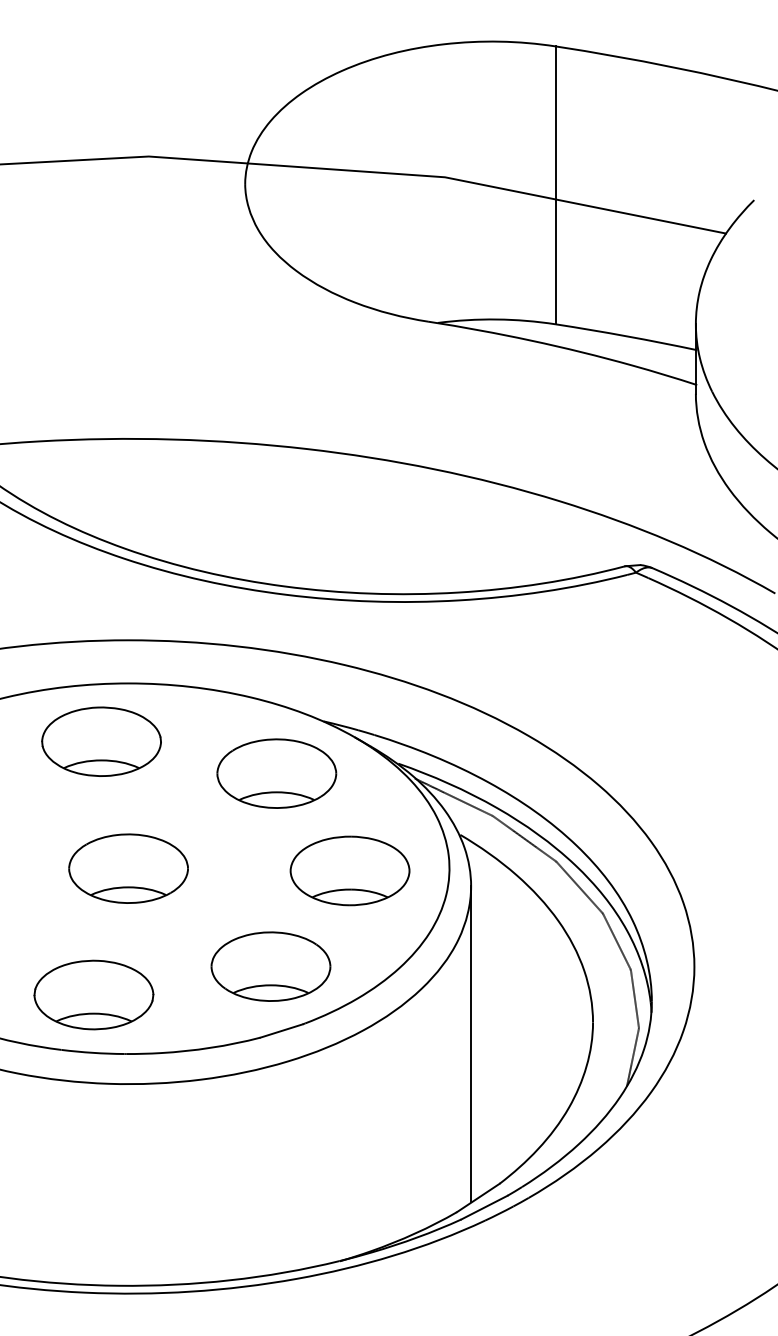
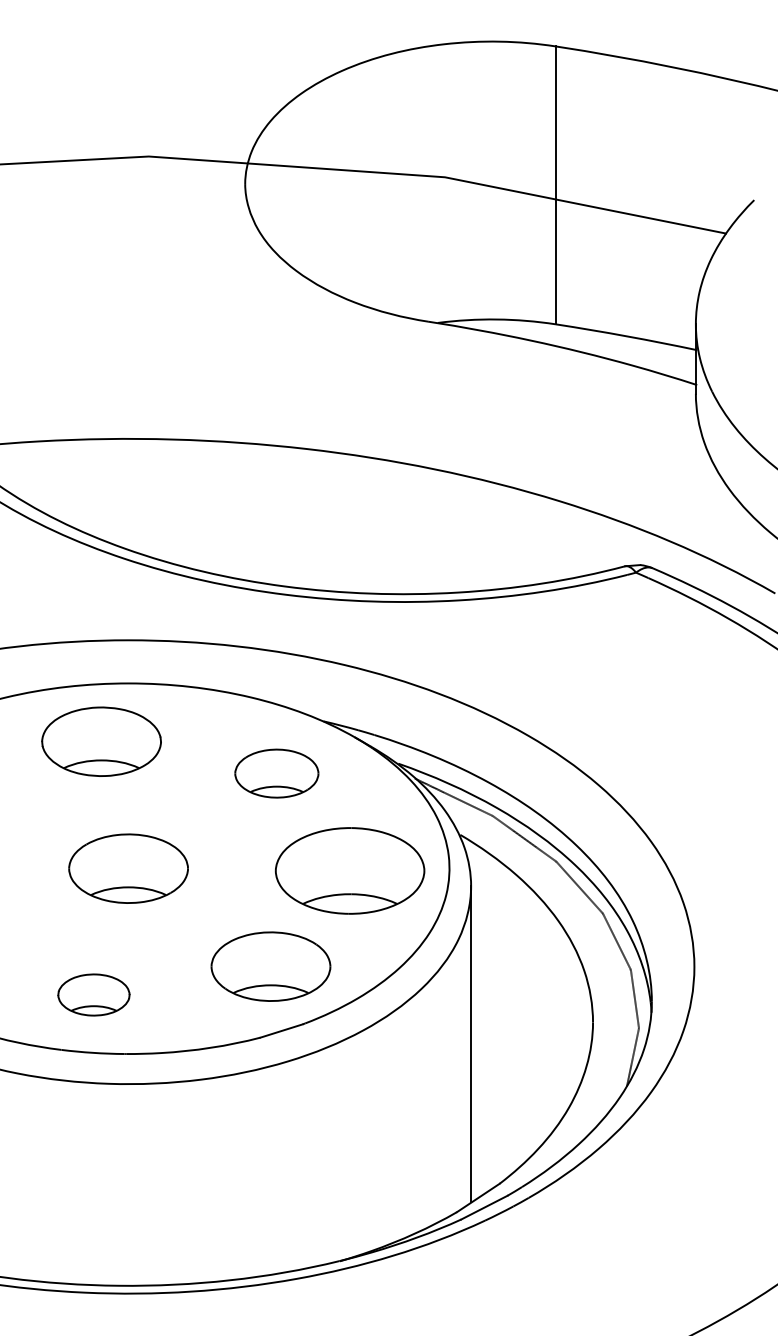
part size: 122x71 px -> 86x51 px (276, 773)
part size: 122x72 px -> 152x88 px (349, 870)
part size: 122x72 px -> 74x44 px (93, 994)
